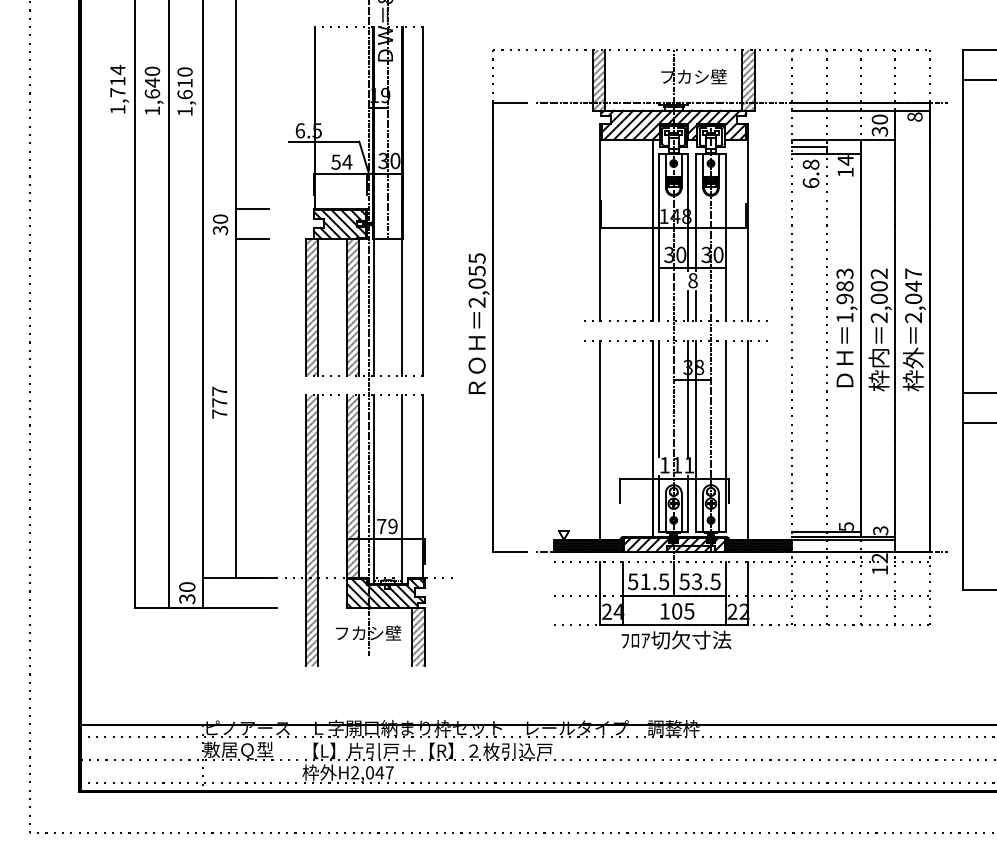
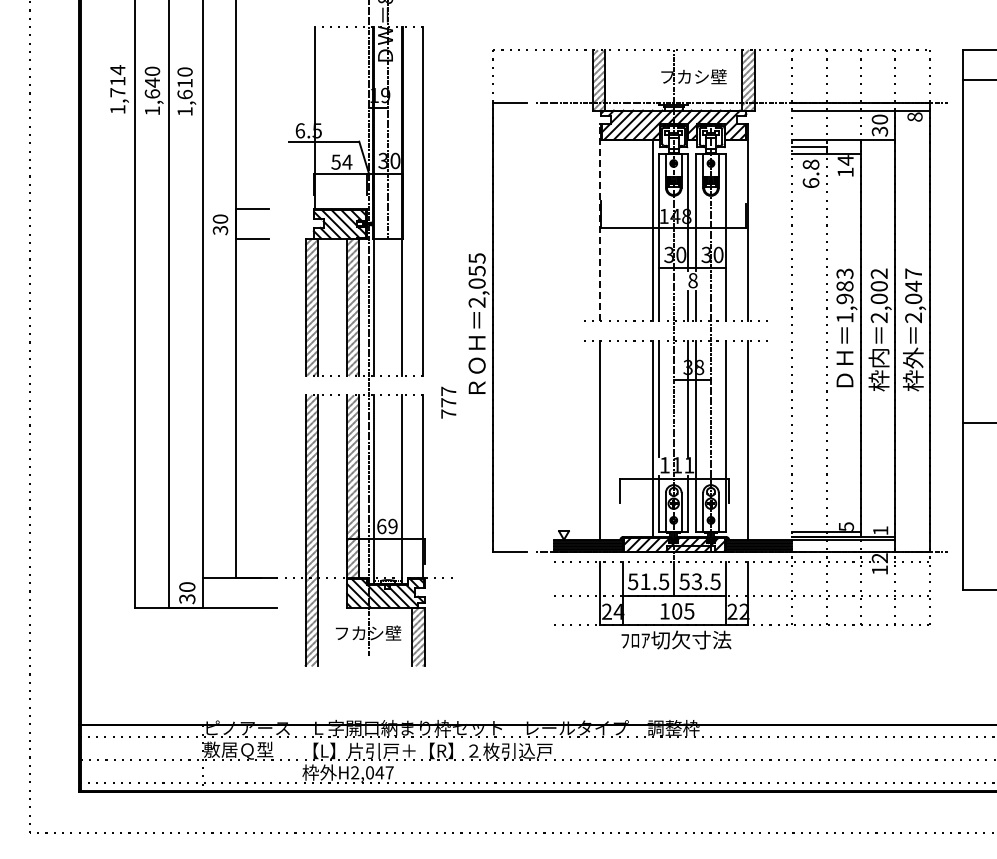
line: solid -> dashed (599, 222)
line: present -> none (977, 393)
text position: (219, 402) -> (448, 402) (448, 402)
text: 79 -> 69 (381, 526)
text: 3 -> 1 (880, 530)
